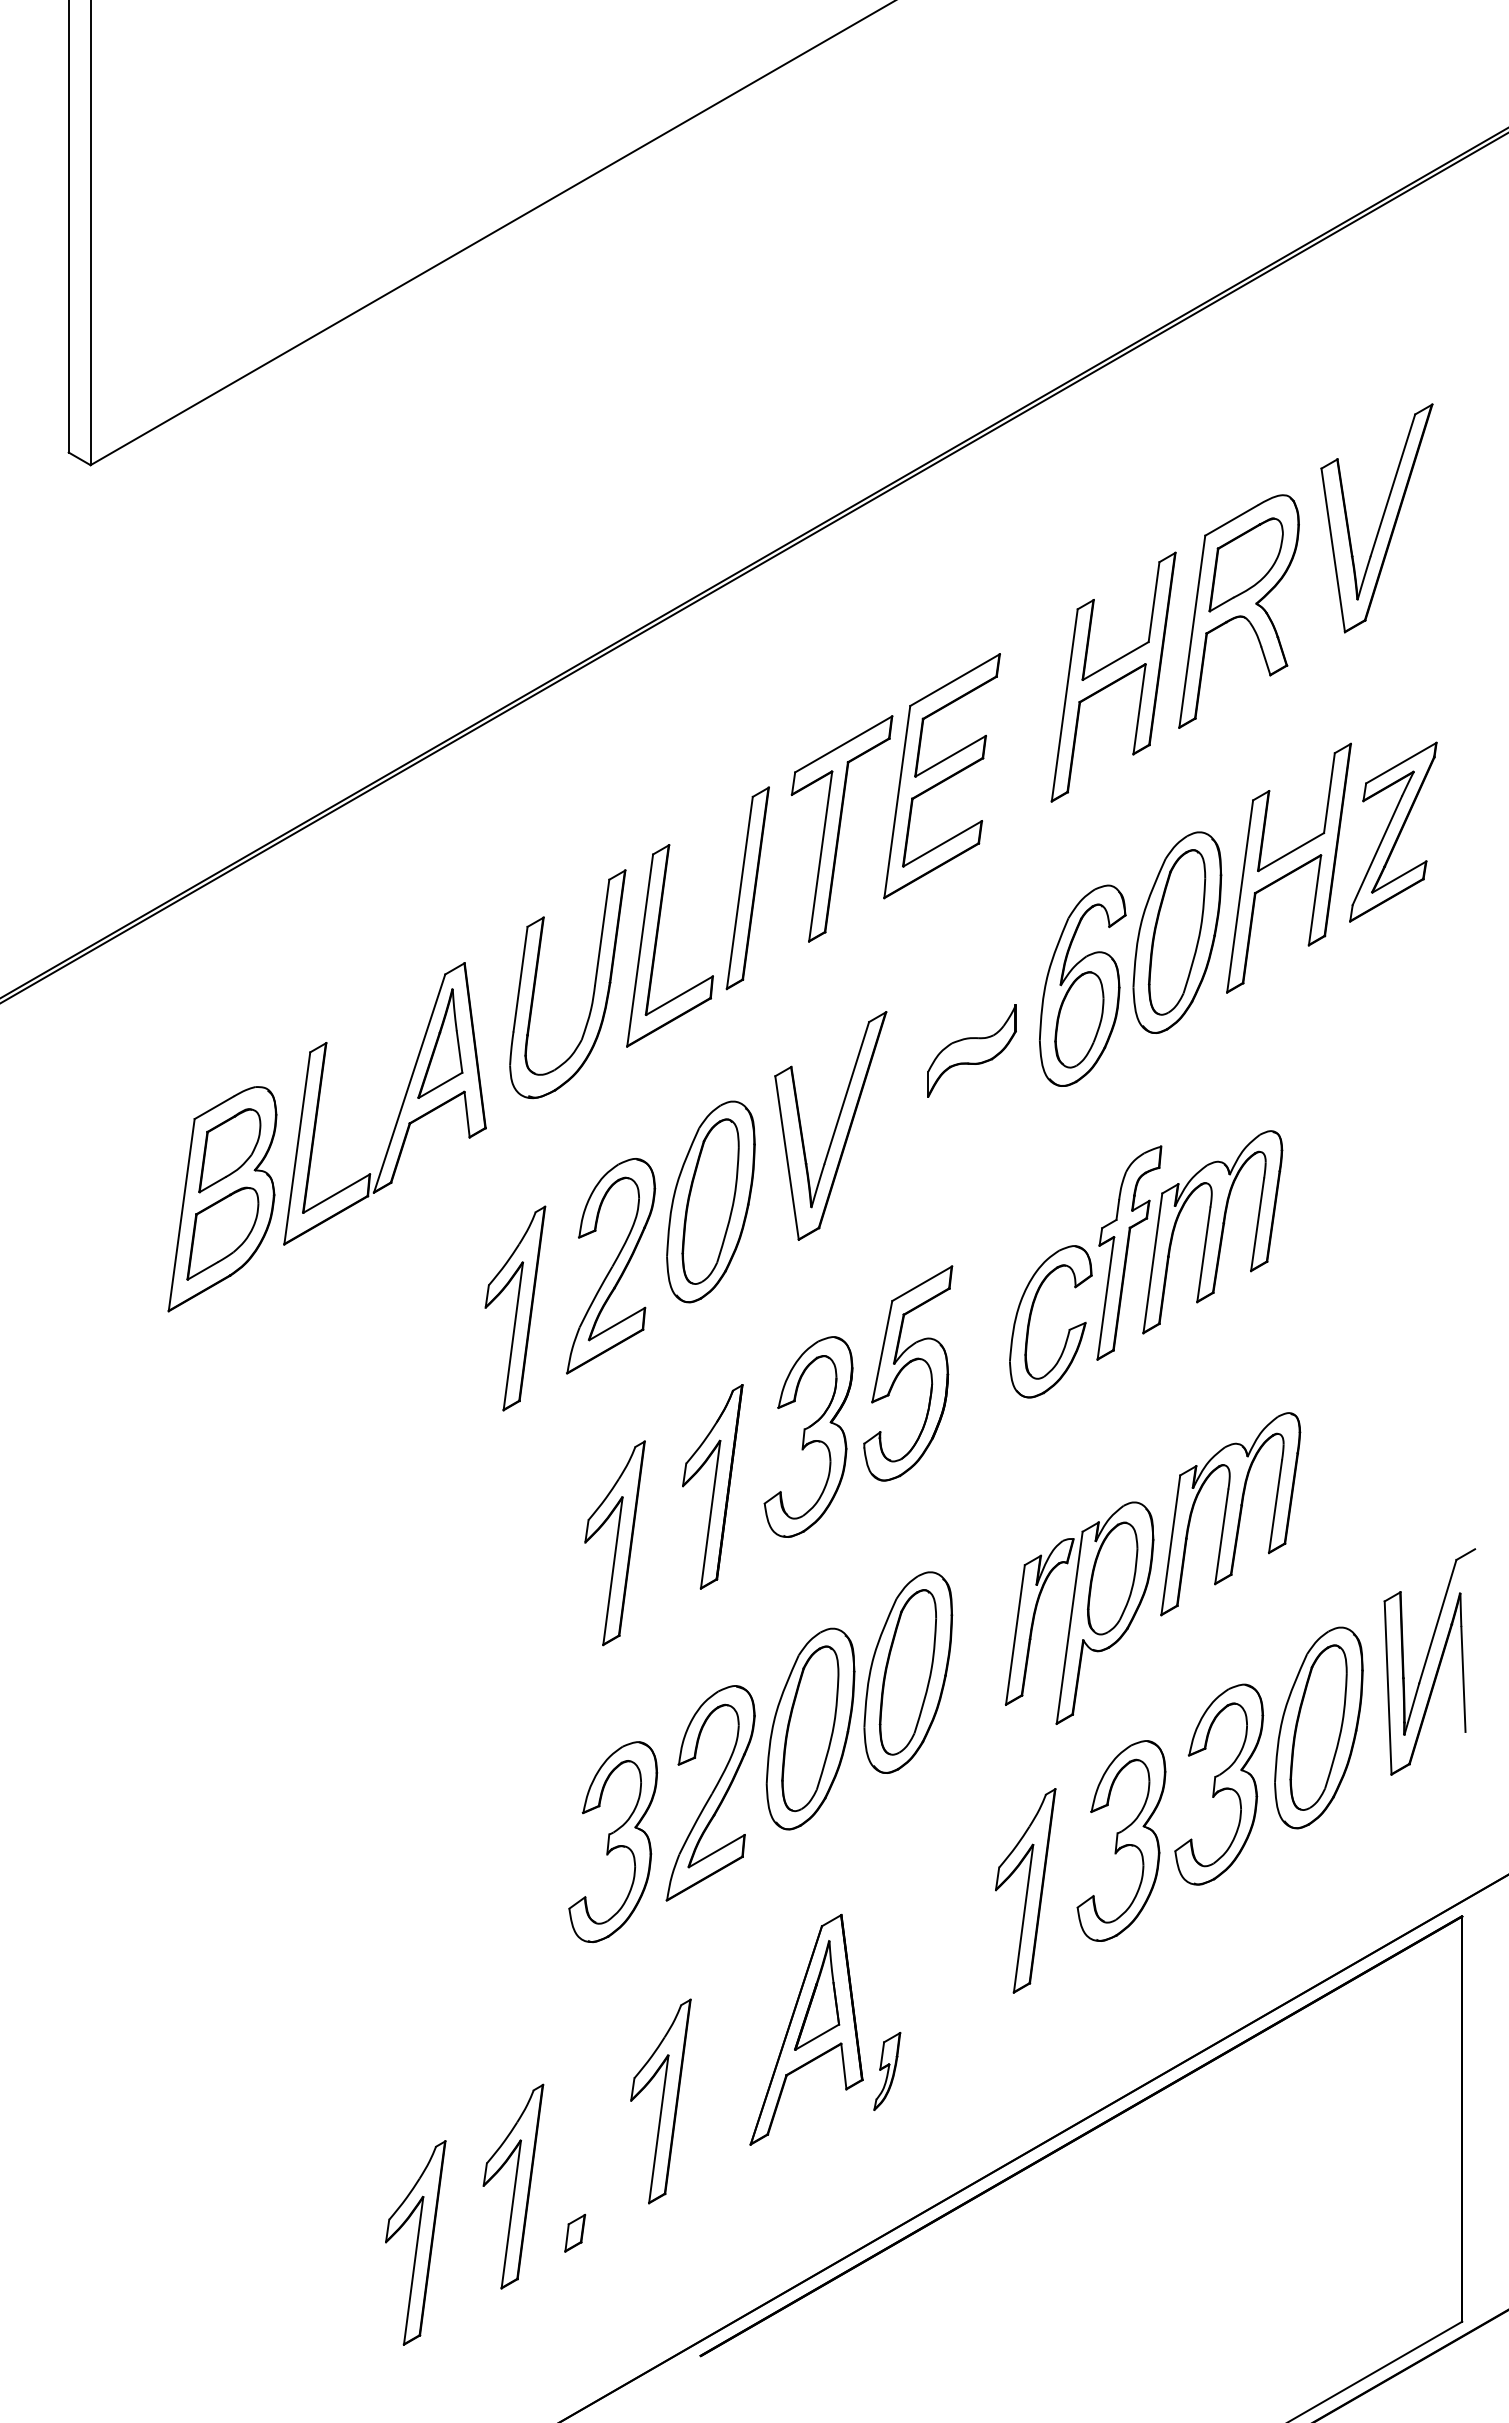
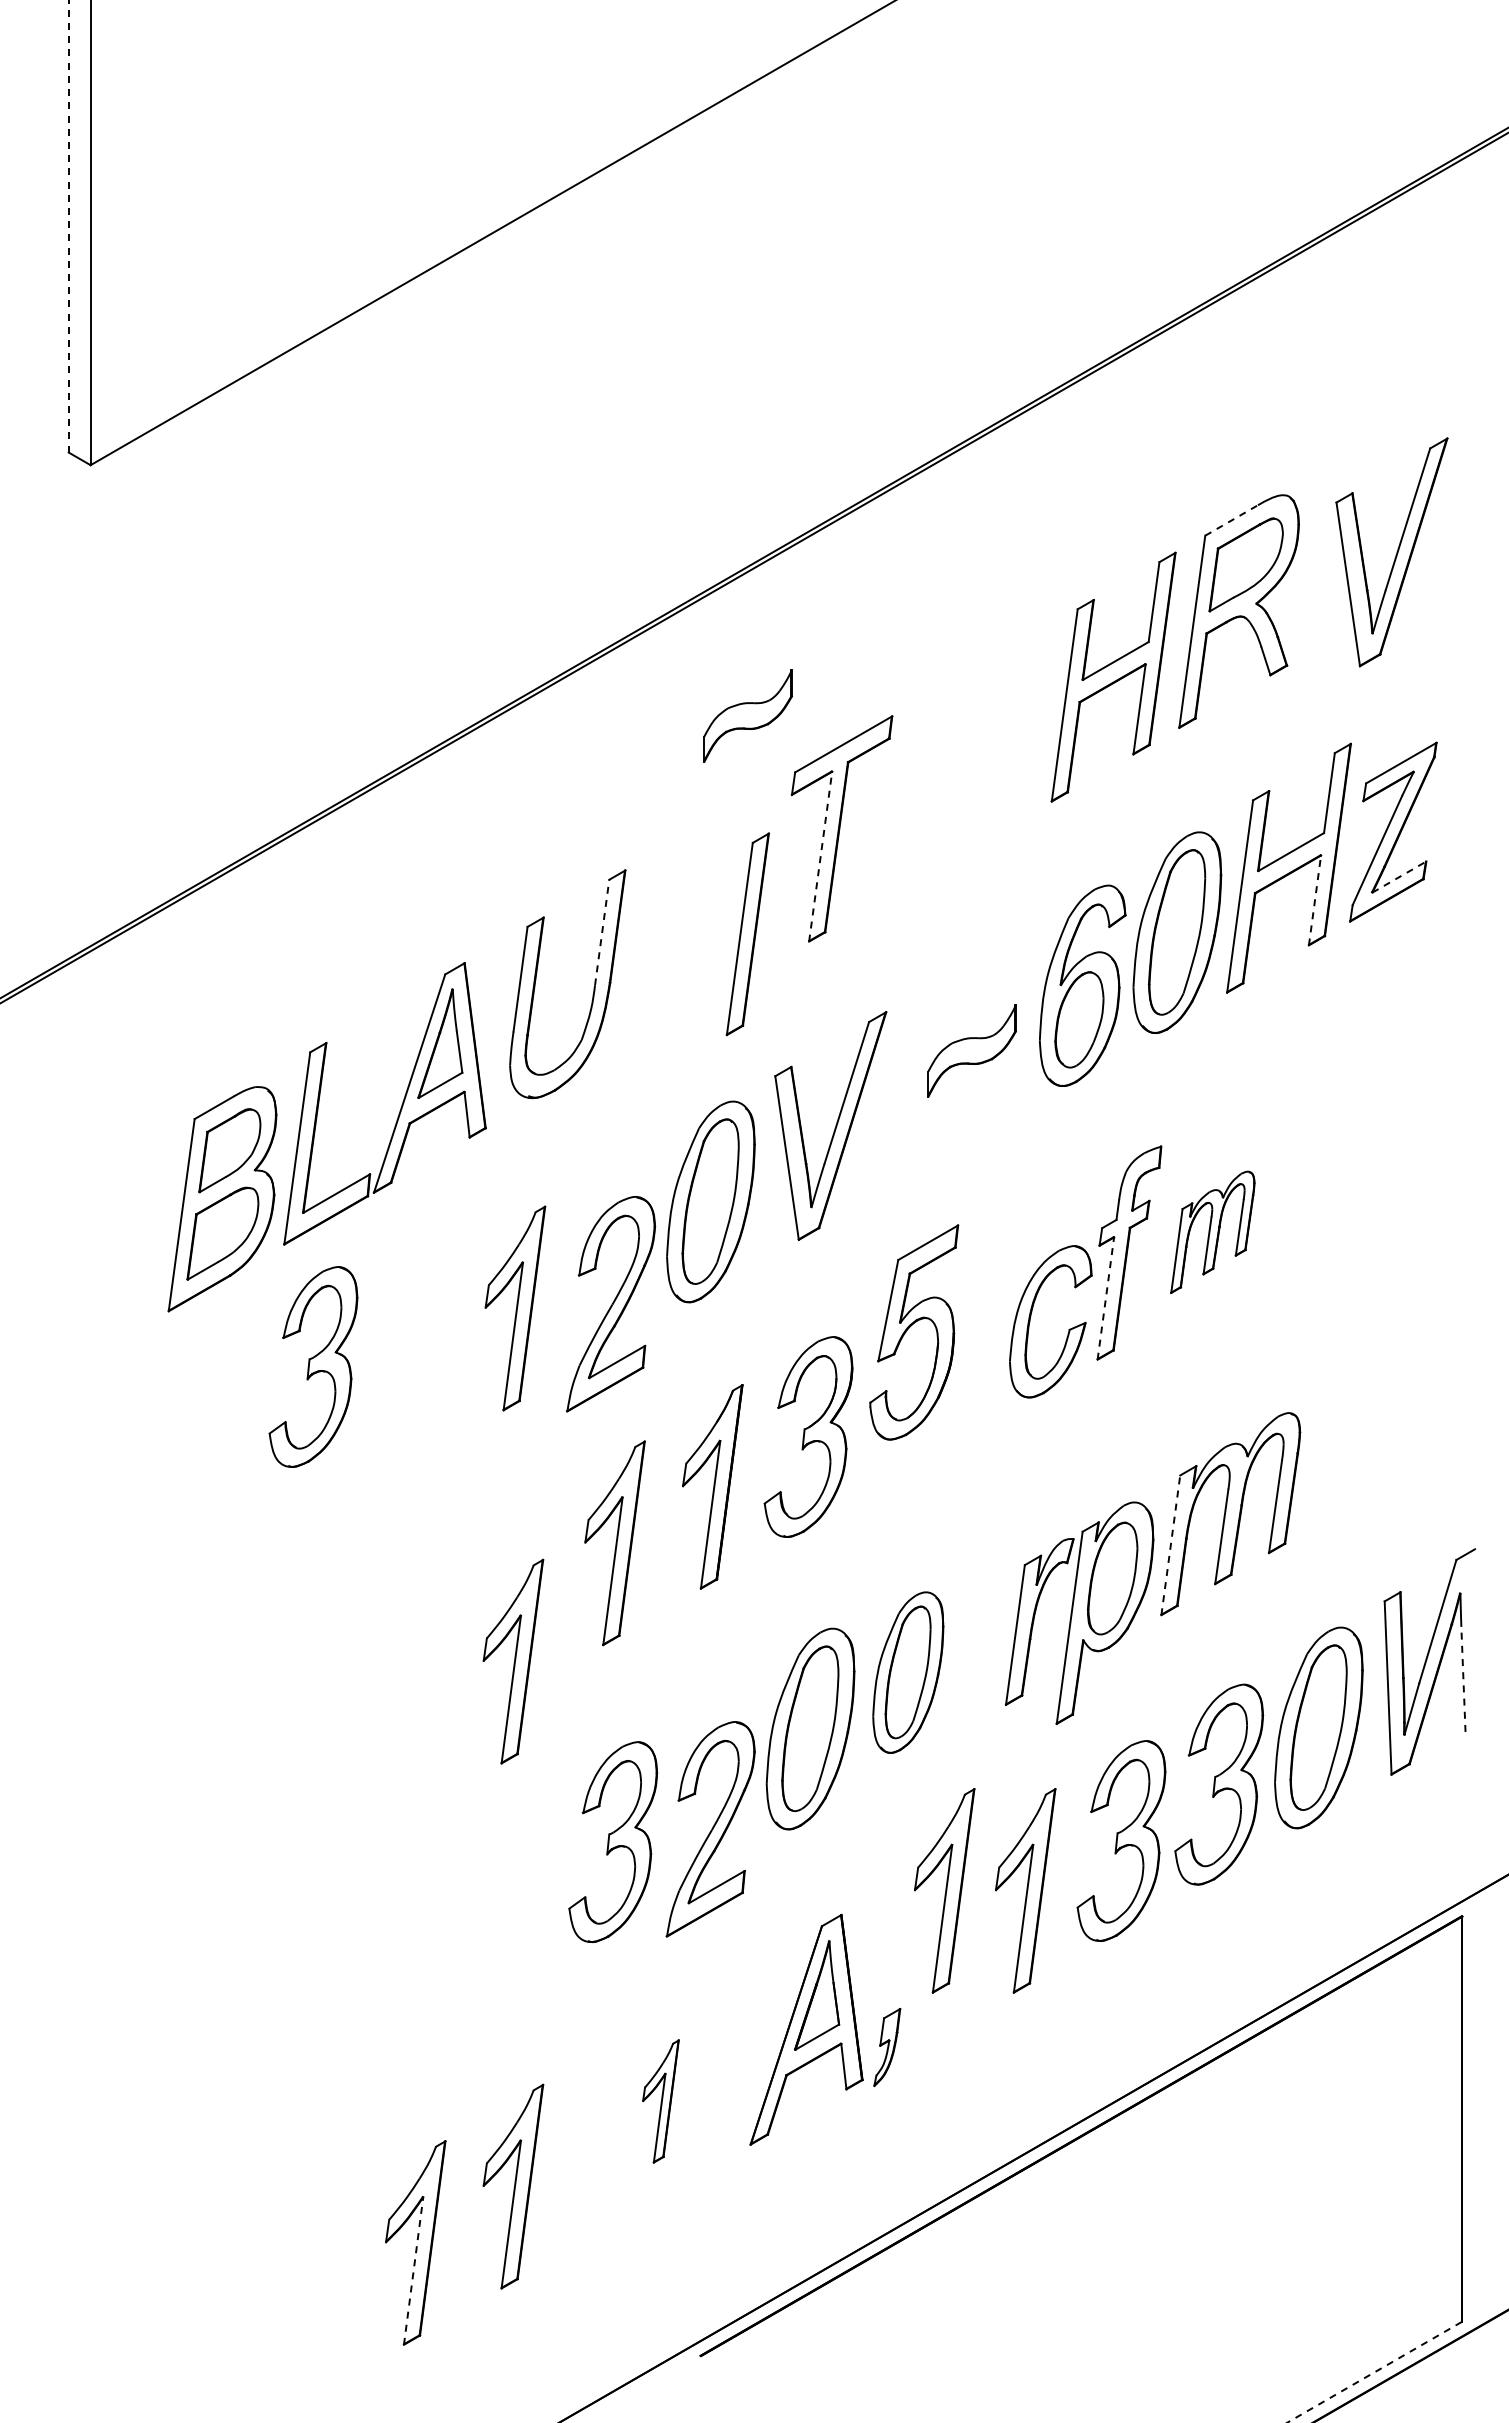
line: solid -> dashed (68, 226)
part position: (1376, 518) -> (1391, 552) (1391, 552)
line: solid -> dashed (1232, 520)
part: none -> present (747, 715)
part: present -> none (941, 776)
line: solid -> dashed (820, 856)
line: solid -> dashed (1399, 876)
part position: (747, 888) -> (747, 934) (747, 934)
line: solid -> dashed (1315, 900)
line: solid -> dashed (602, 932)
part: present -> none (657, 941)
part size: 142x205 px -> 86x124 px (1212, 1231)
part position: (611, 1266) -> (611, 1304) (611, 1304)
line: solid -> dashed (1105, 1298)
part: none -> present (313, 1366)
part position: (904, 1368) -> (910, 1327) (910, 1327)
line: solid -> dashed (1170, 1545)
part: none -> present (513, 1661)
part size: 91x203 px -> 73x163 px (908, 1672)
line: solid -> dashed (1463, 1679)
part position: (710, 1793) -> (710, 1829) (710, 1829)
part: none -> present (944, 1890)
part position: (887, 2071) -> (887, 2047) (887, 2047)
part size: 62x207 px -> 38x125 px (660, 2101)
part: present -> none (575, 2232)
line: solid -> dashed (413, 2270)
line: solid -> dashed (1374, 2372)
